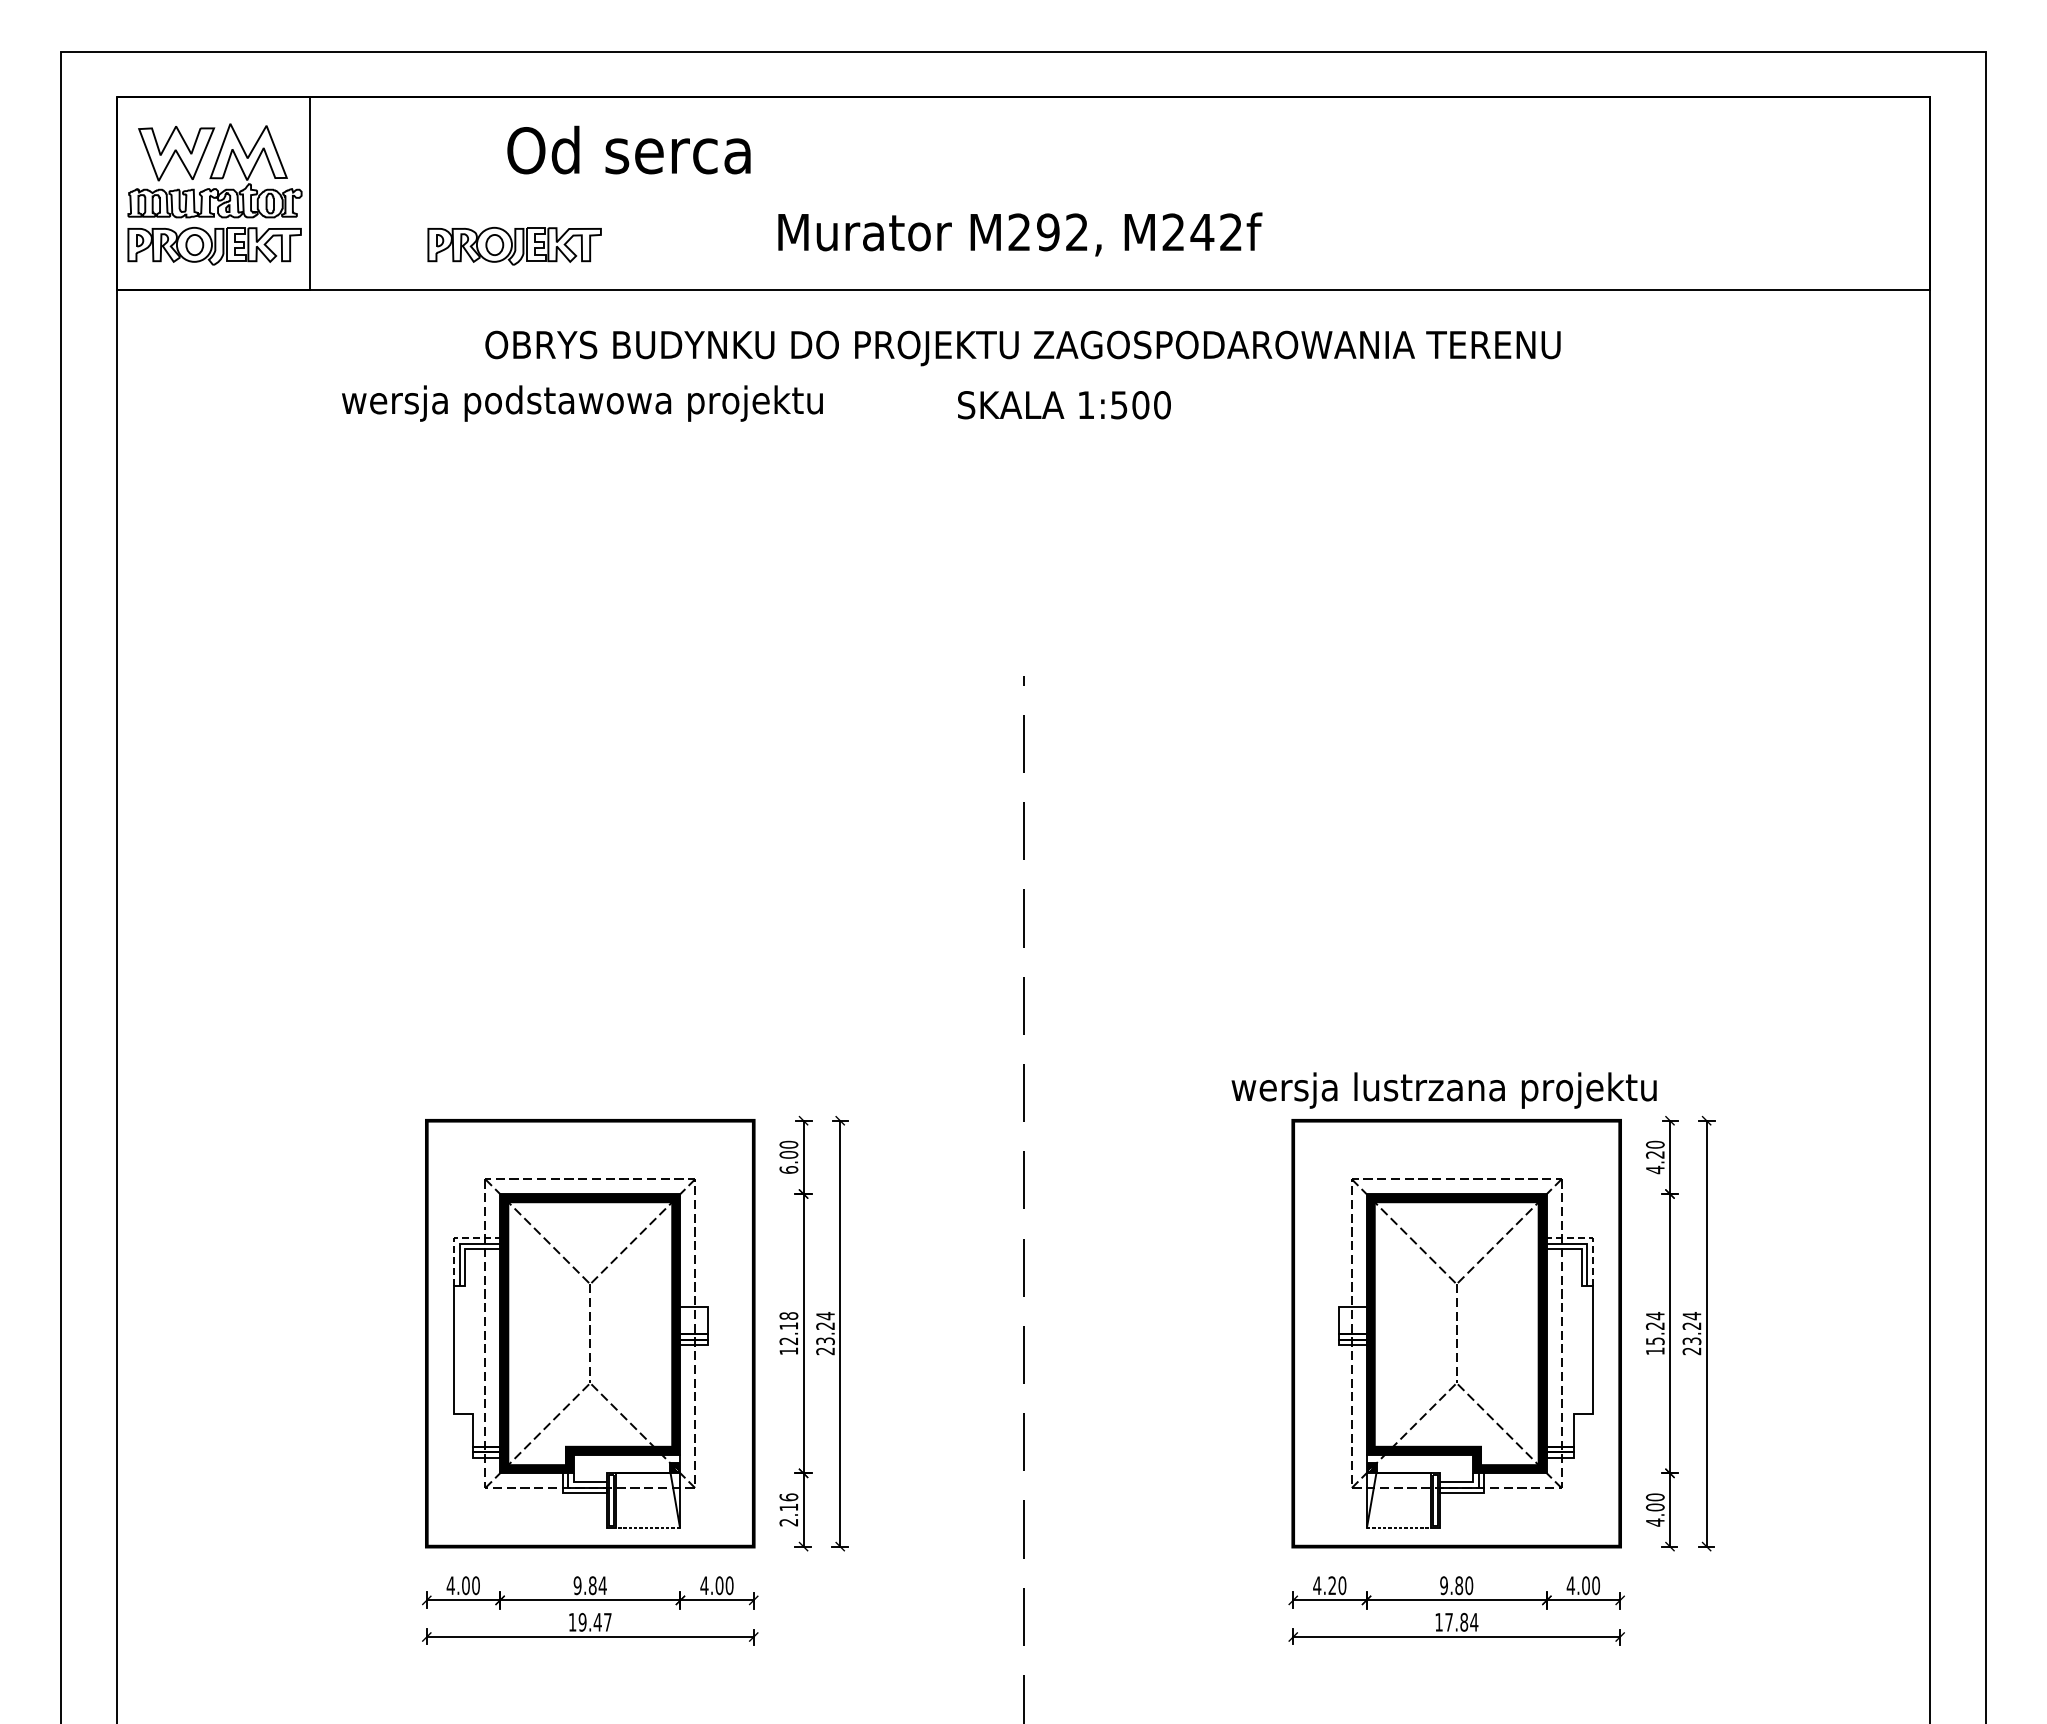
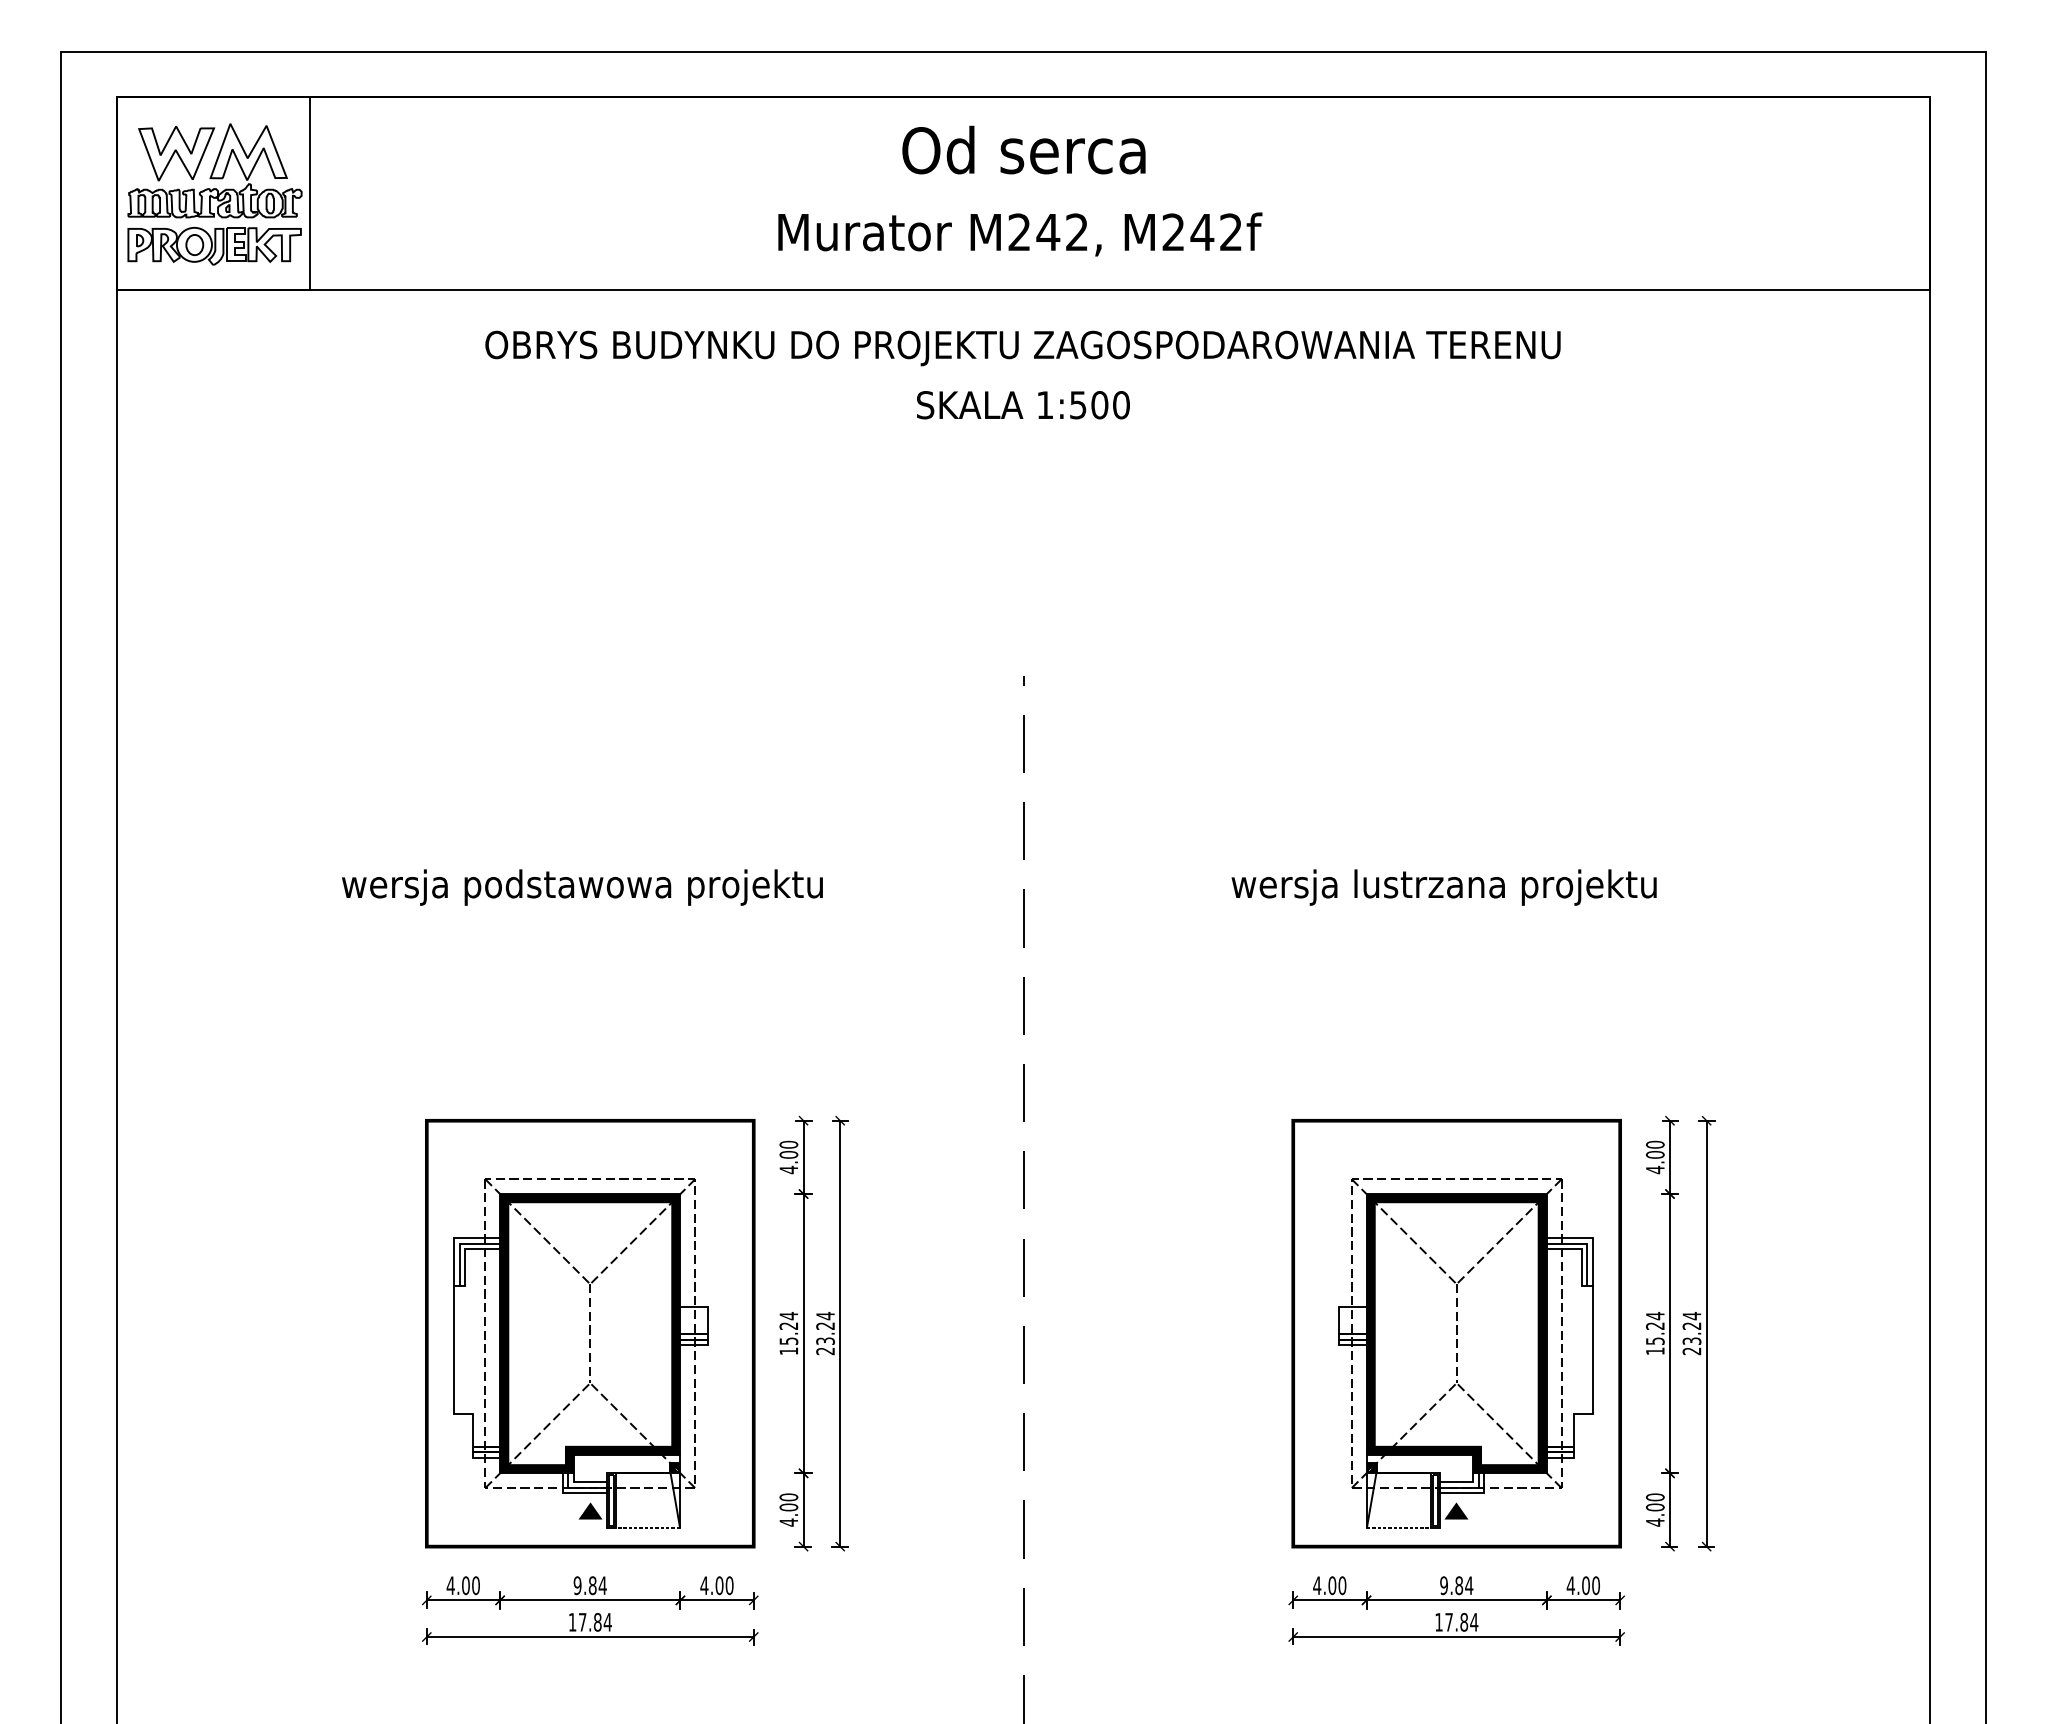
text position: (628, 149) -> (1023, 149) (1023, 149)
text: M292, -> M242, (1048, 232)
part: present -> none (514, 245)
text position: (582, 403) -> (582, 887) (582, 887)
text position: (1064, 405) -> (1023, 405) (1023, 405)
text position: (1443, 1090) -> (1443, 887) (1443, 887)
text: 4.20 -> 4.00 (1655, 1154)
text: 6.00 -> 4.00 (788, 1169)
line: dashed -> solid (454, 1238)
line: dashed -> solid (1592, 1238)
text: 12.18 -> 15.24 (788, 1328)
text: 2.16 -> 4.00 (788, 1509)
fill: none -> present (590, 1510)
fill: none -> present (1456, 1510)
text: 4.20 -> 4.00 (1332, 1585)
text: 9.80 -> 9.84 (1469, 1585)
text: 19.47 -> 17.84 (594, 1621)
